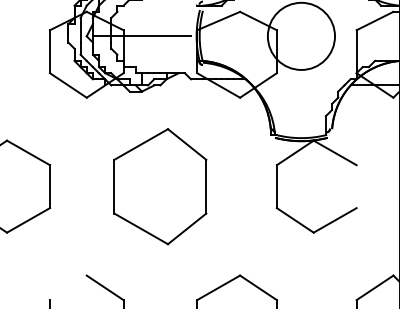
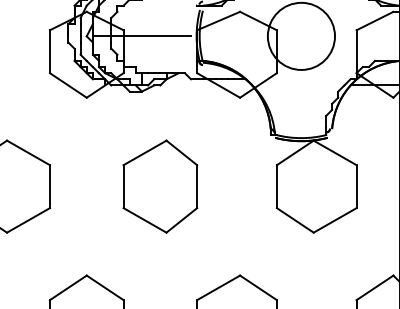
part size: 95x118 px -> 77x95 px (160, 186)
line: none -> present (356, 186)
line: none -> present (67, 287)
